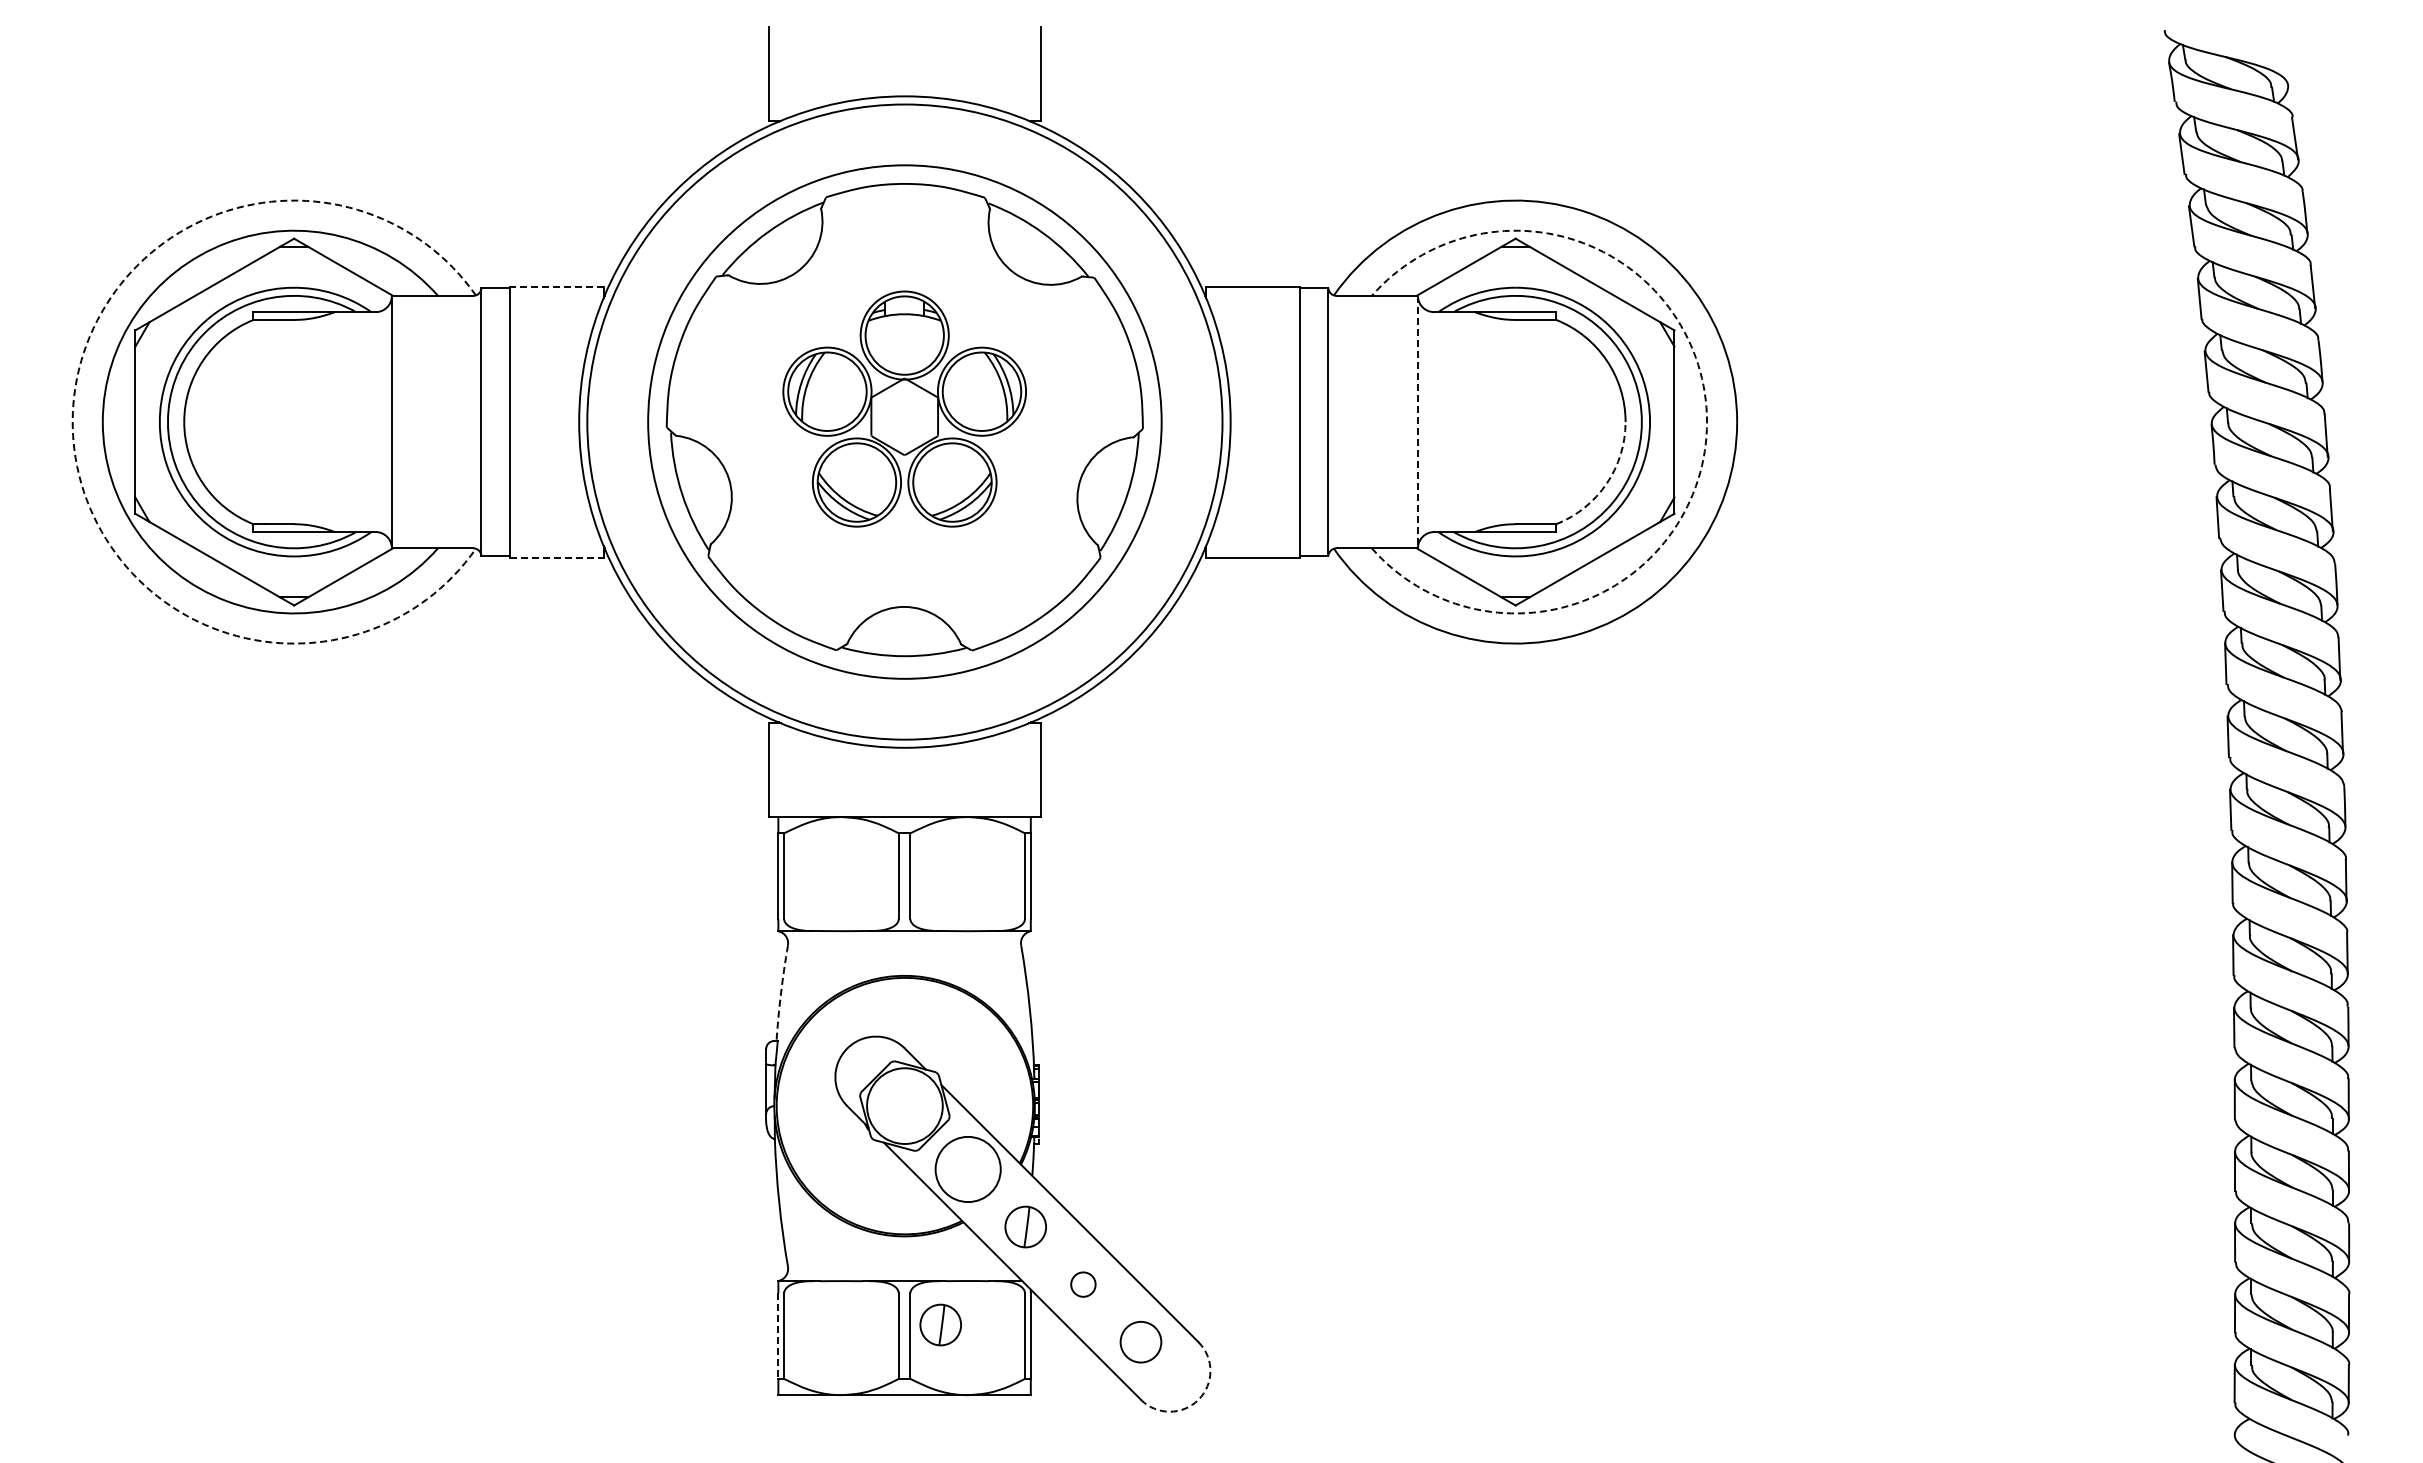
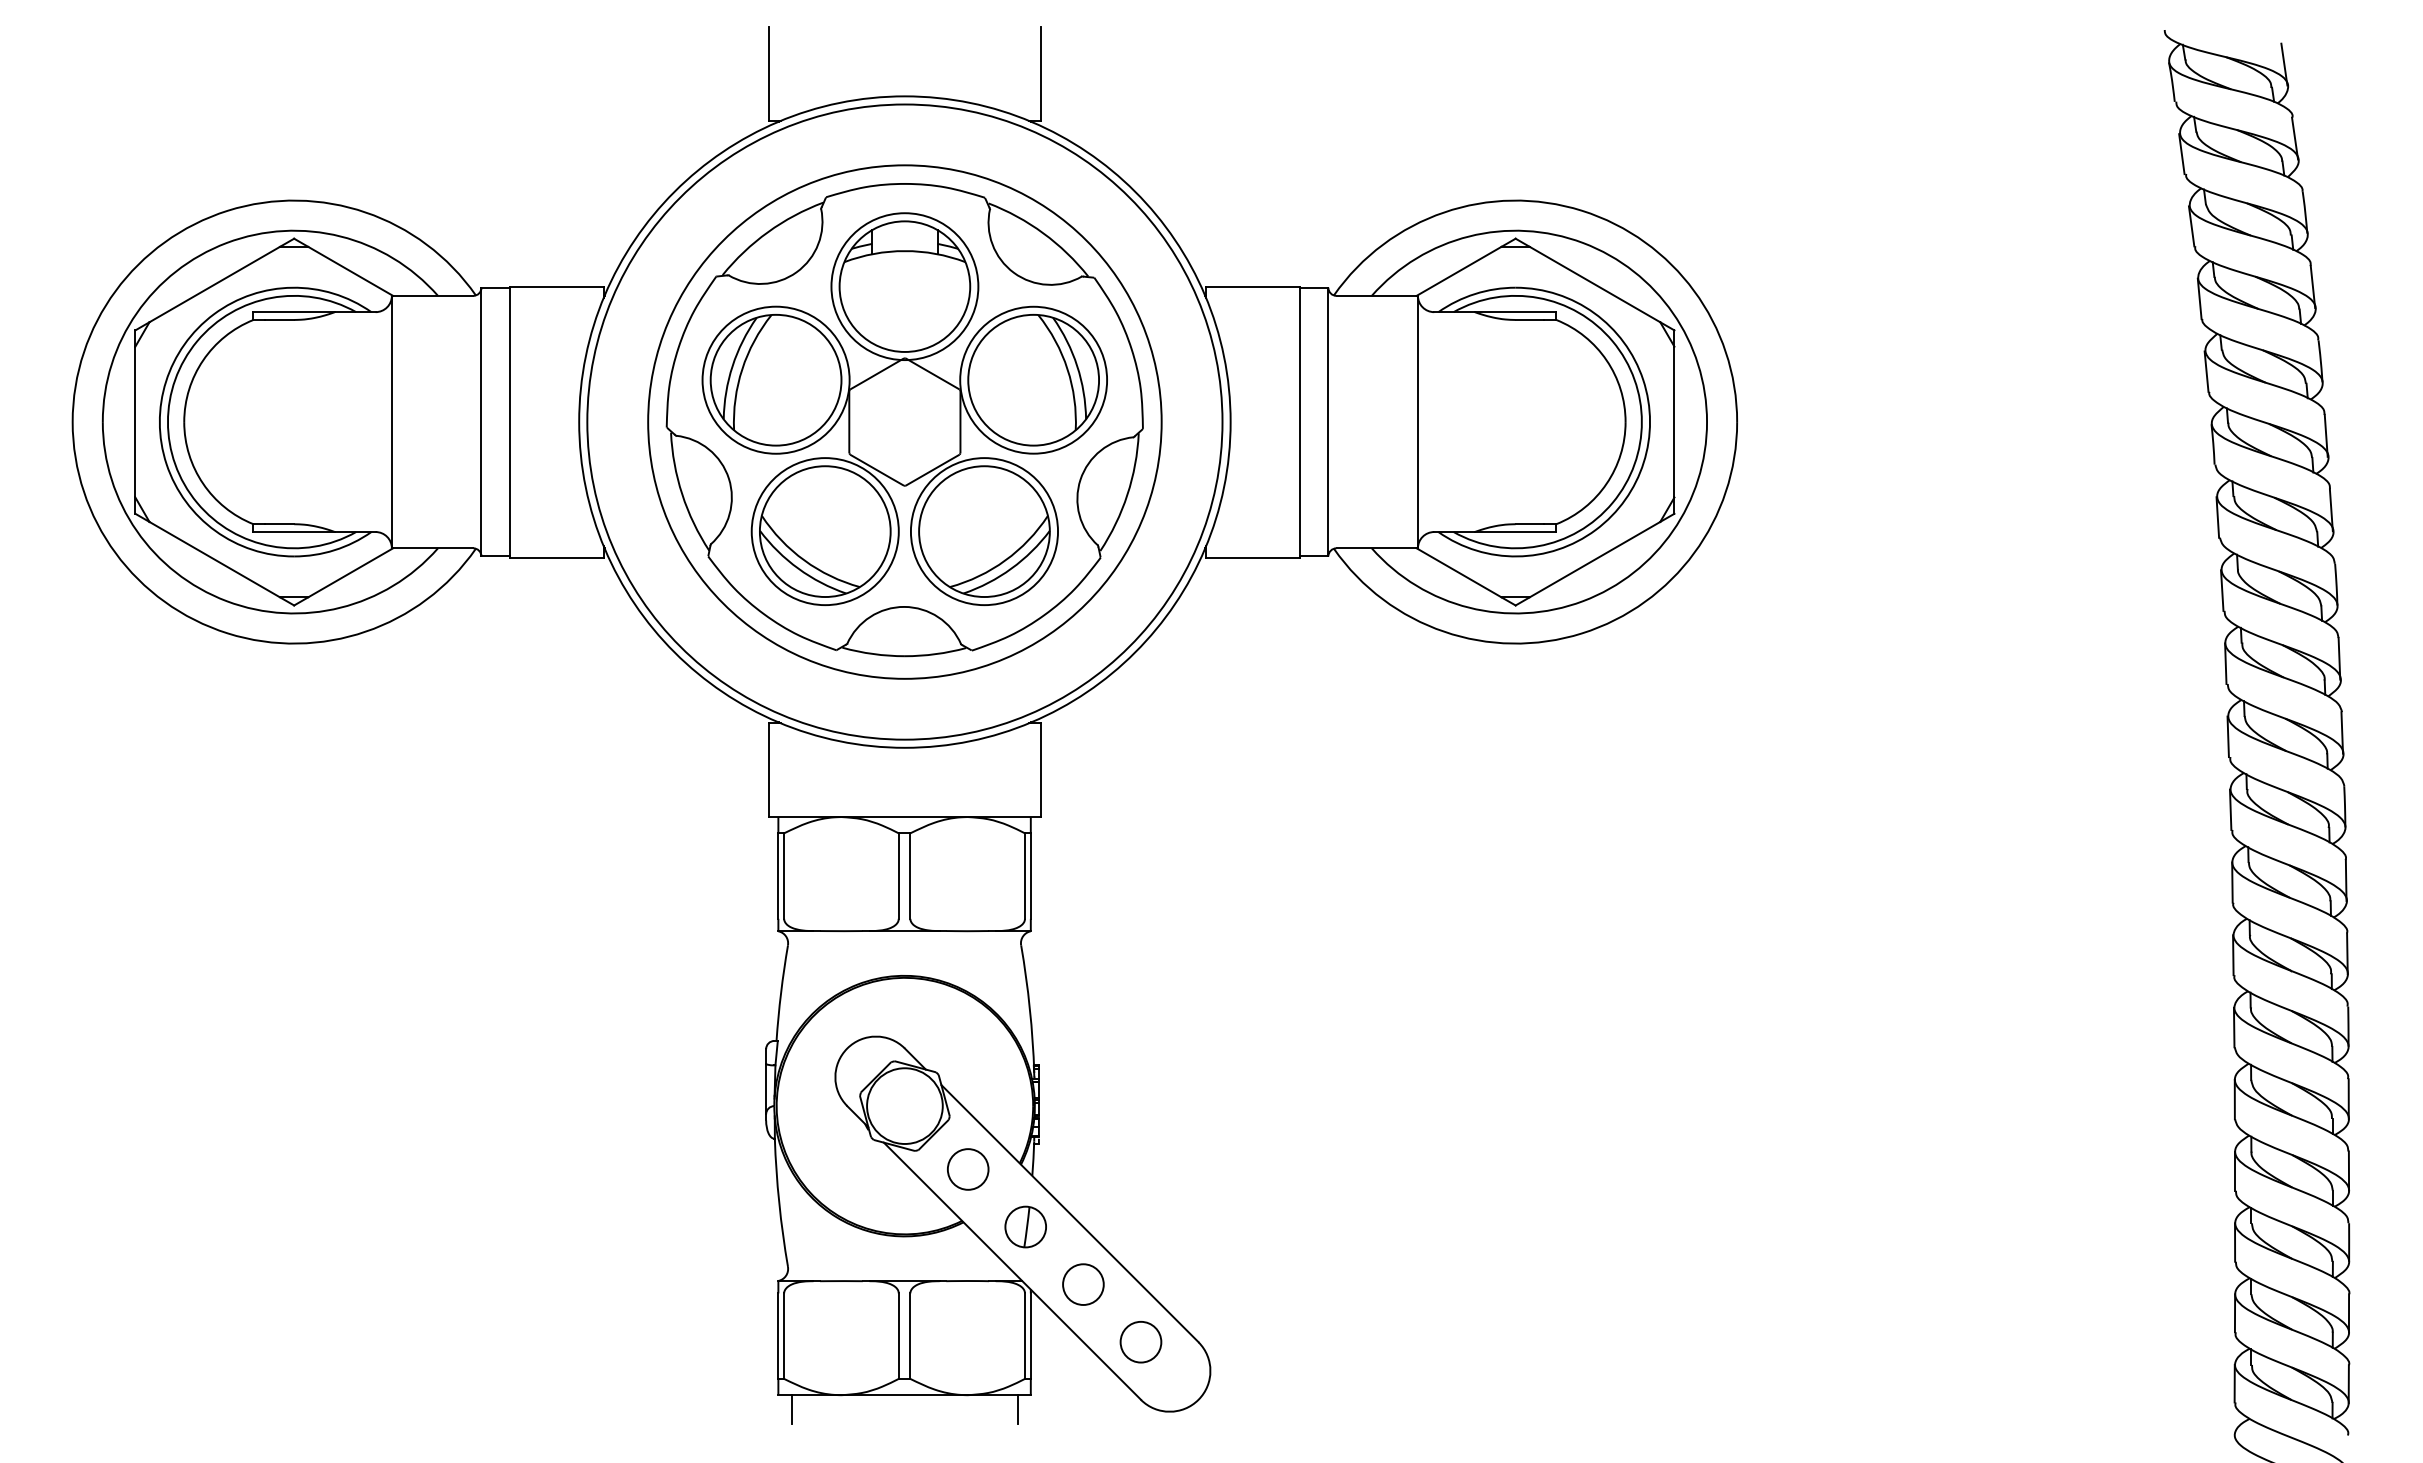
line: none -> present (2284, 64)
line: dashed -> solid (556, 286)
part size: 245x238 px -> 407x394 px (904, 408)
arc: dashed -> solid (72, 422)
line: dashed -> solid (1417, 422)
arc: dashed -> solid (1707, 422)
arc: dashed -> solid (1606, 483)
line: dashed -> solid (556, 557)
arc: dashed -> solid (781, 993)
circle diameter: 65 px -> 41 px (967, 1169)
circle diameter: 24 px -> 41 px (1083, 1284)
part: present -> none (940, 1324)
line: dashed -> solid (778, 1336)
arc: dashed -> solid (1198, 1399)
line: none -> present (792, 1409)
line: none -> present (1017, 1409)
